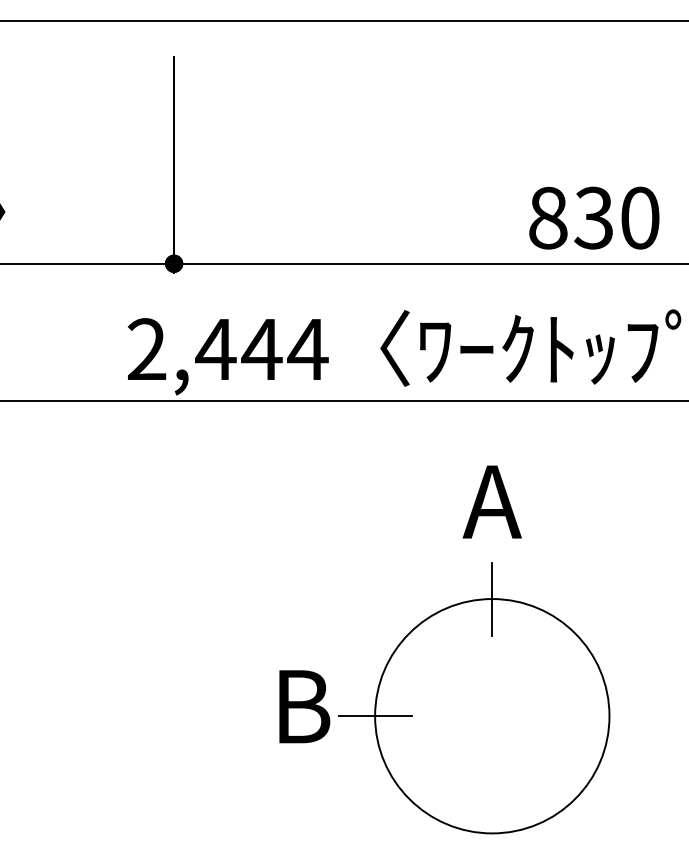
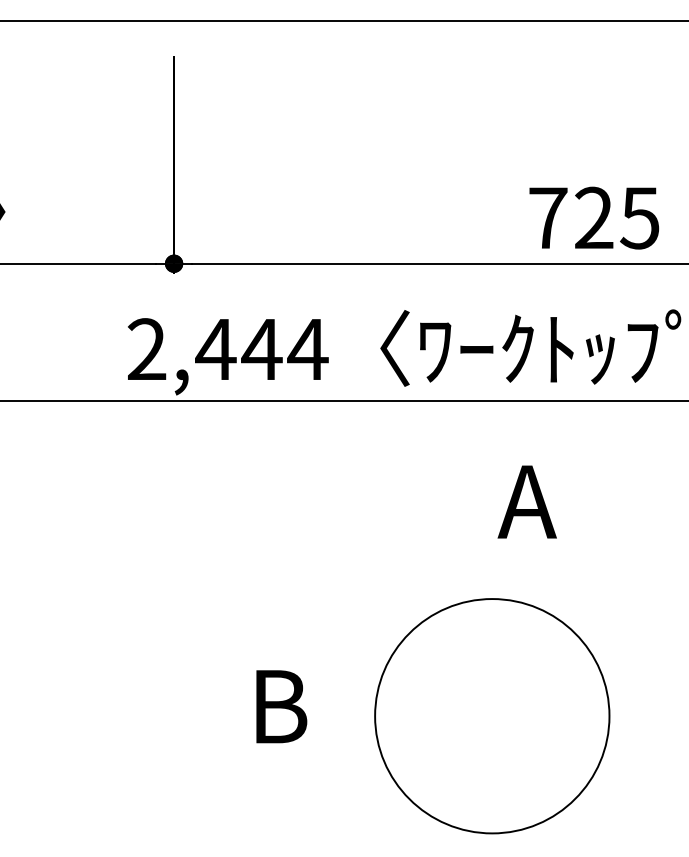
text: 830 -> 725 (594, 217)
text position: (491, 501) -> (526, 501) (526, 501)
line: present -> none (492, 598)
text position: (304, 706) -> (281, 706) (281, 706)
line: present -> none (374, 716)
